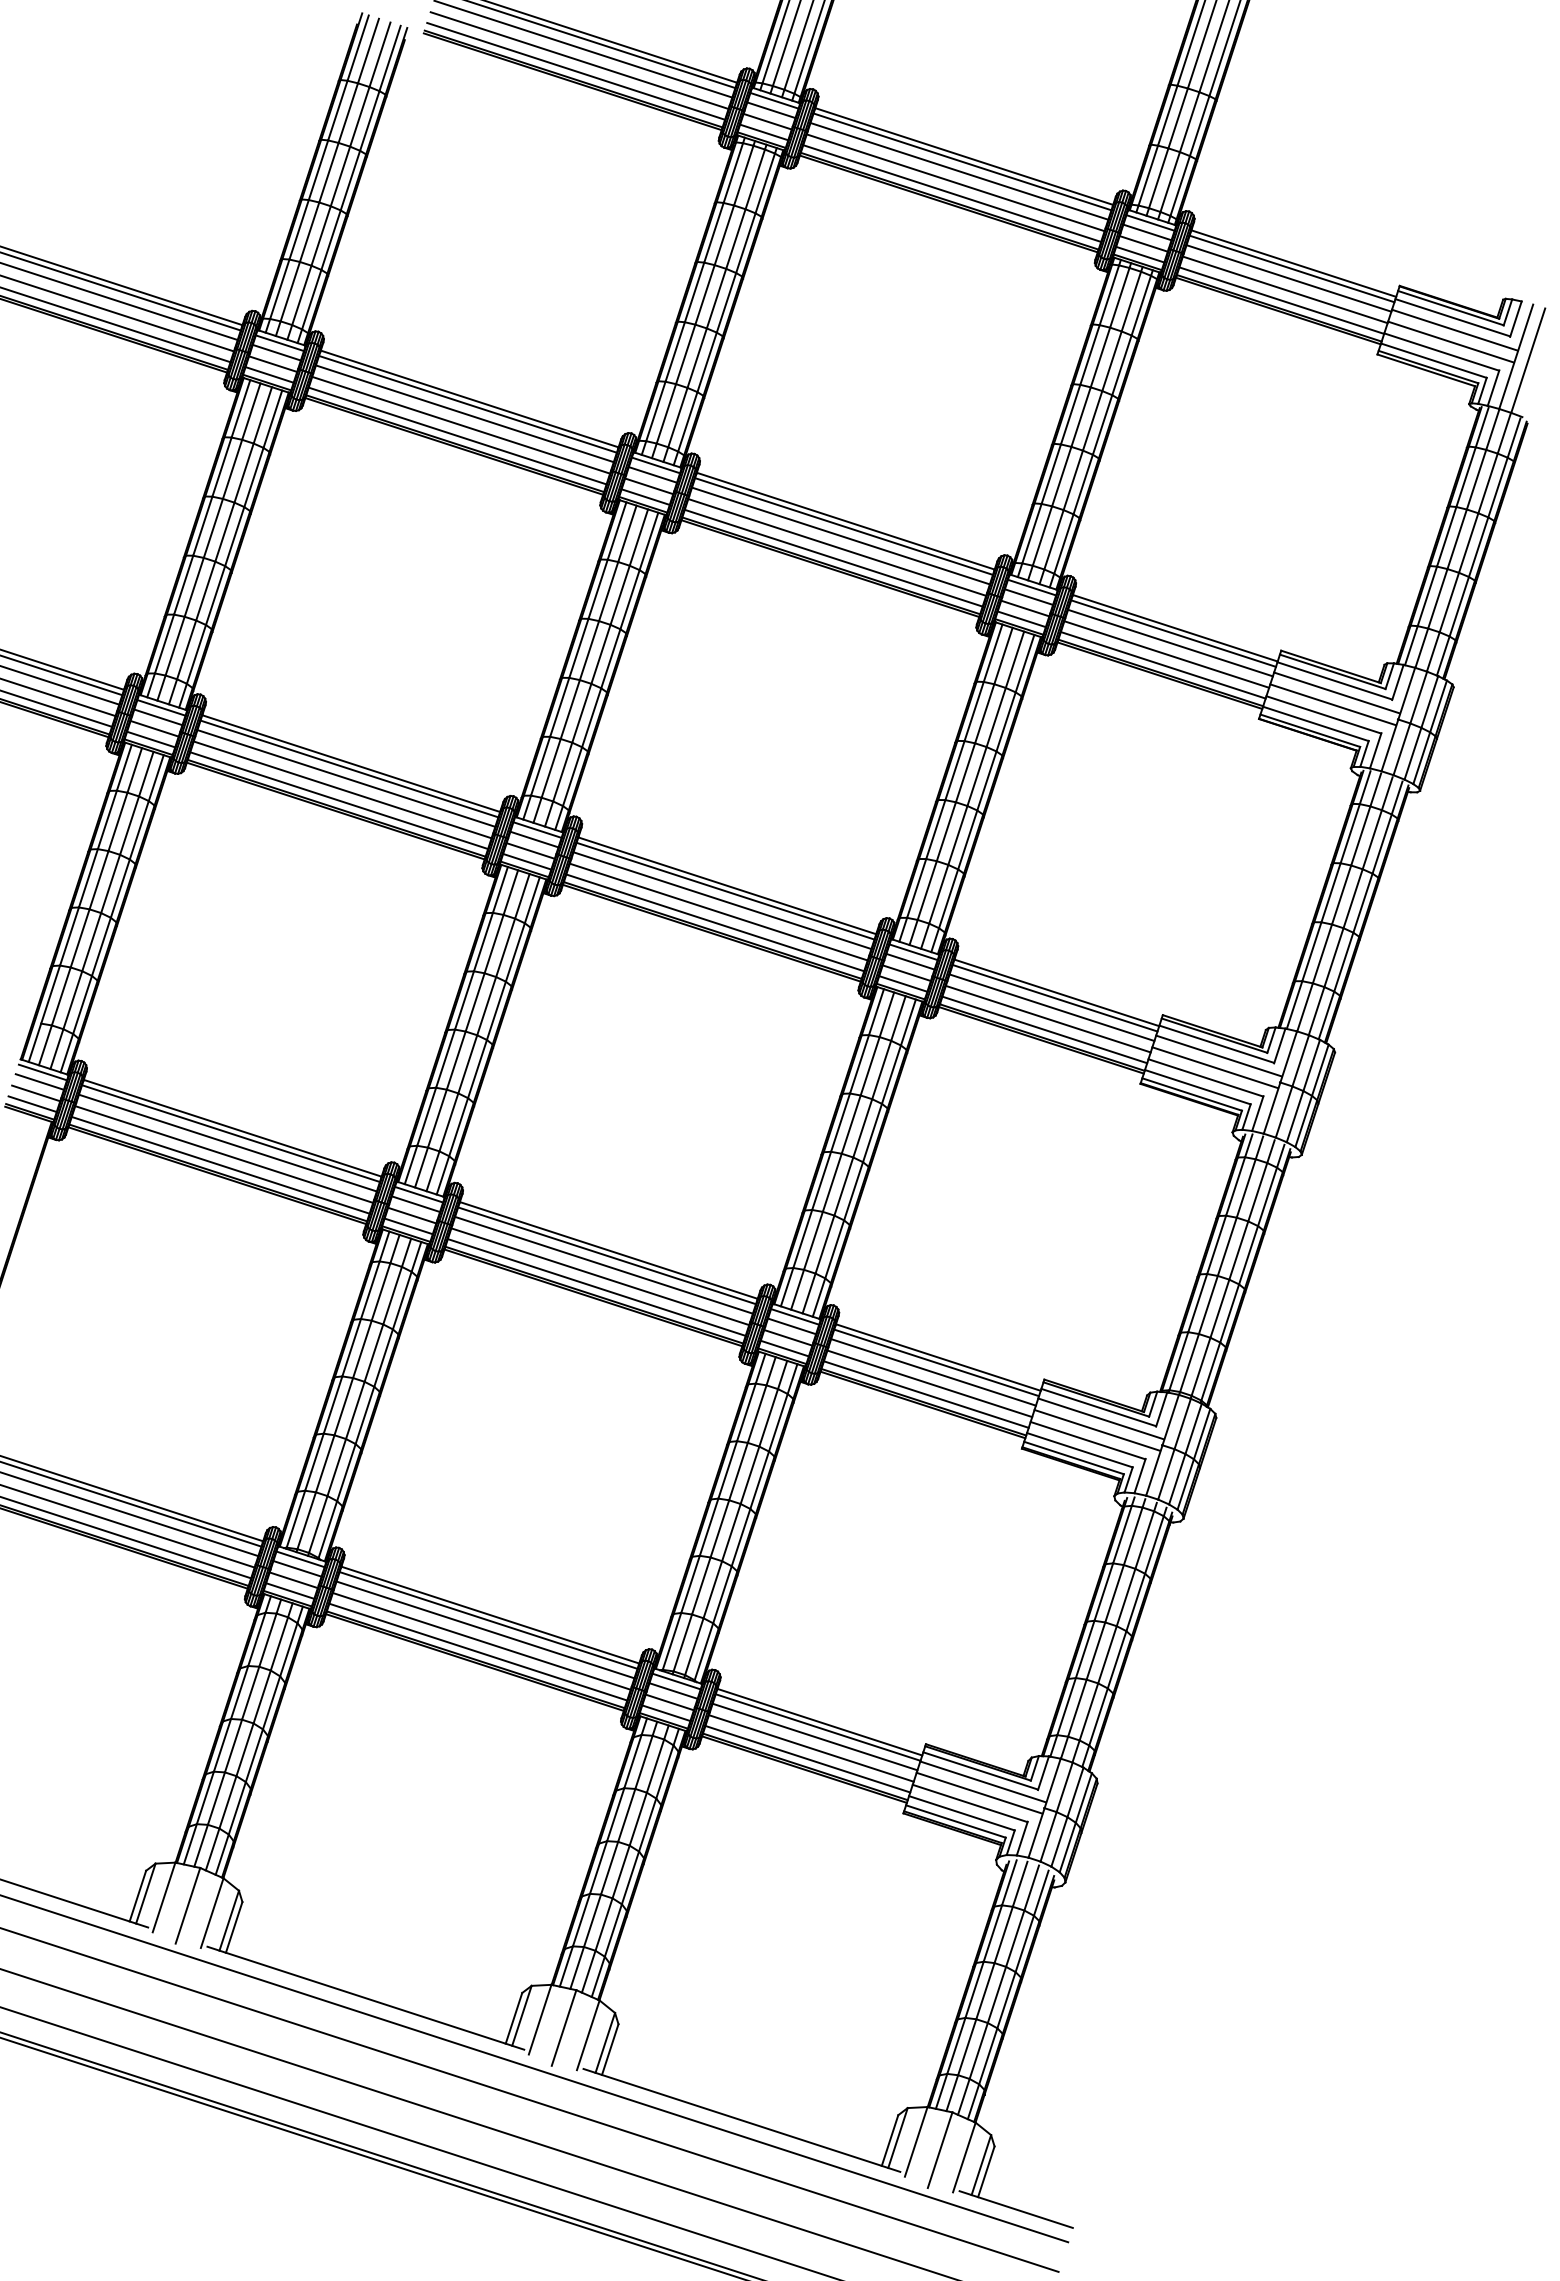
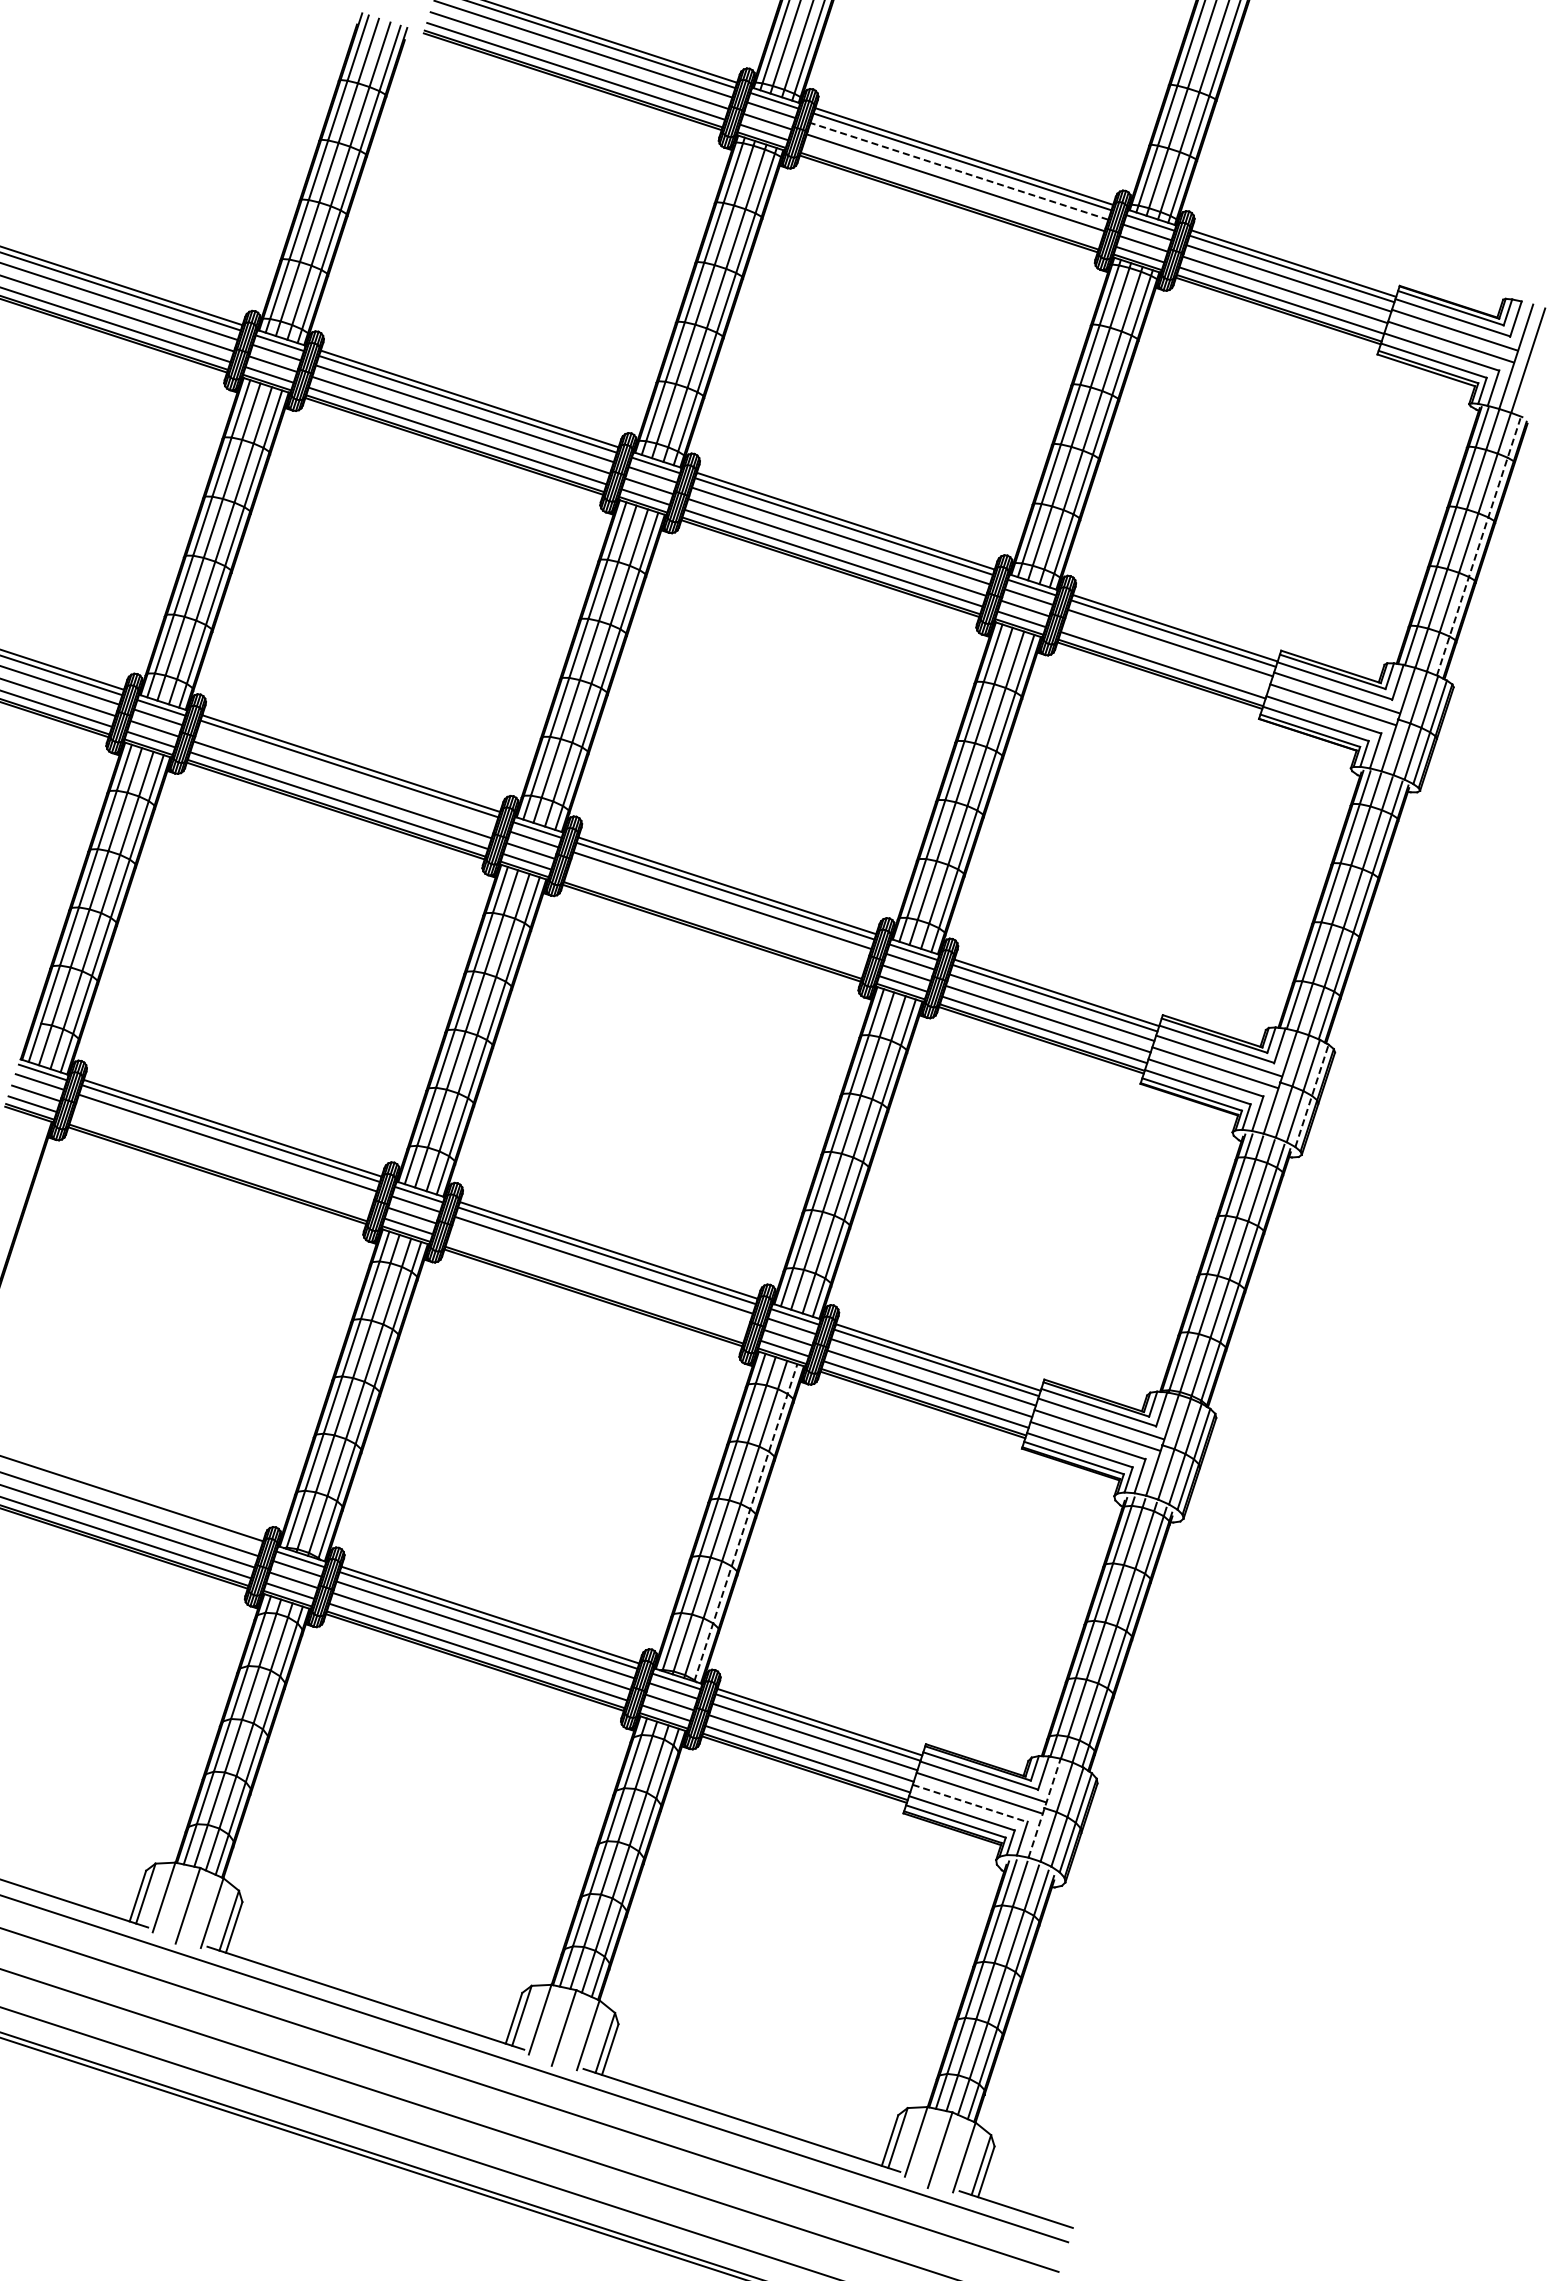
line: solid -> dashed (959, 171)
line: present -> none (952, 193)
line: solid -> dashed (1478, 546)
line: present -> none (1166, 654)
line: present -> none (346, 778)
line: present -> none (718, 911)
line: present -> none (715, 922)
line: solid -> dashed (1312, 1095)
line: present -> none (224, 1154)
line: present -> none (220, 1164)
line: present -> none (600, 1276)
line: present -> none (596, 1287)
line: present -> none (131, 1504)
line: solid -> dashed (745, 1522)
line: solid -> dashed (970, 1803)
line: solid -> dashed (1044, 1807)
